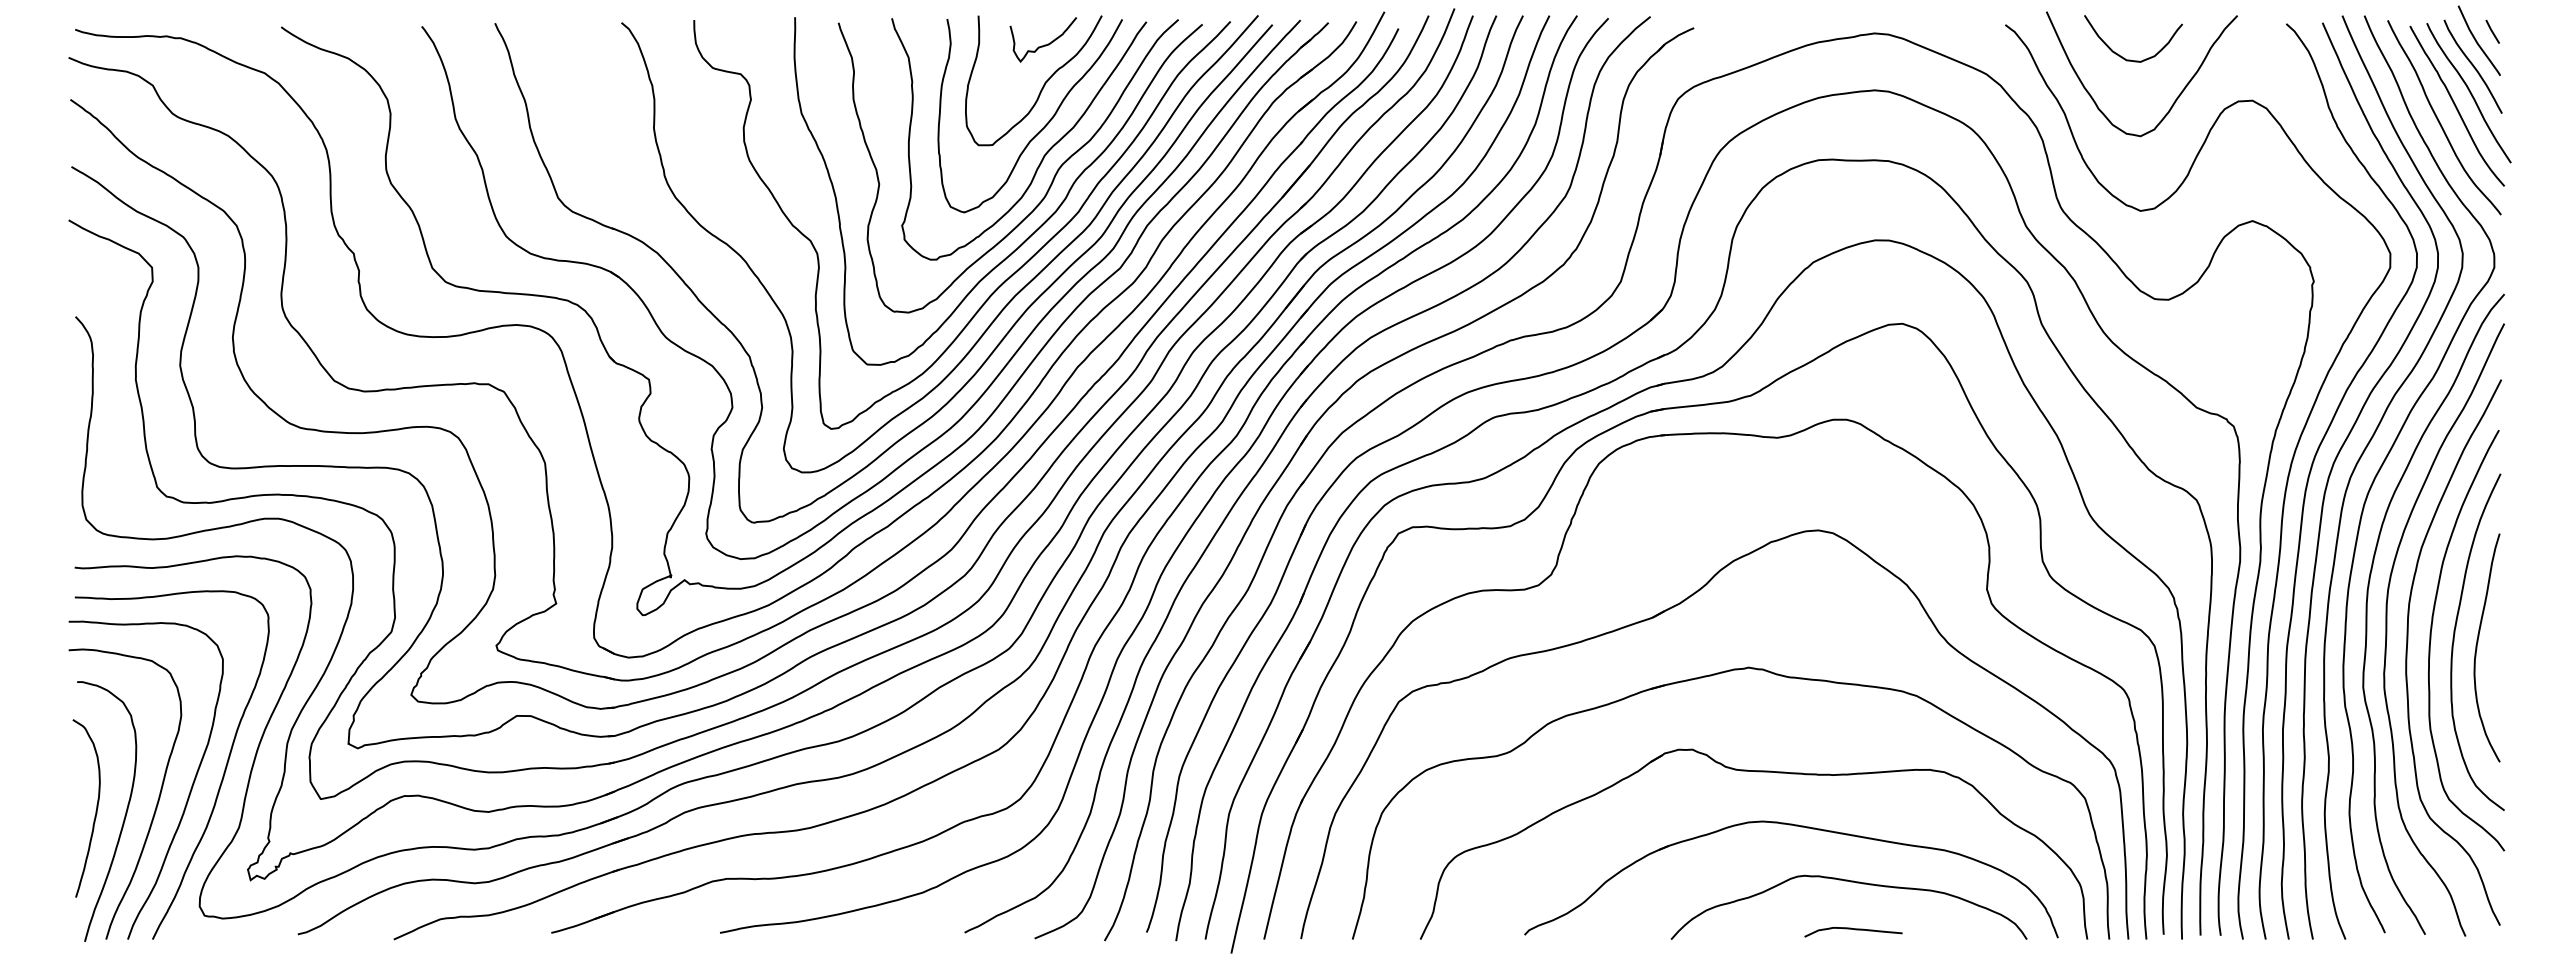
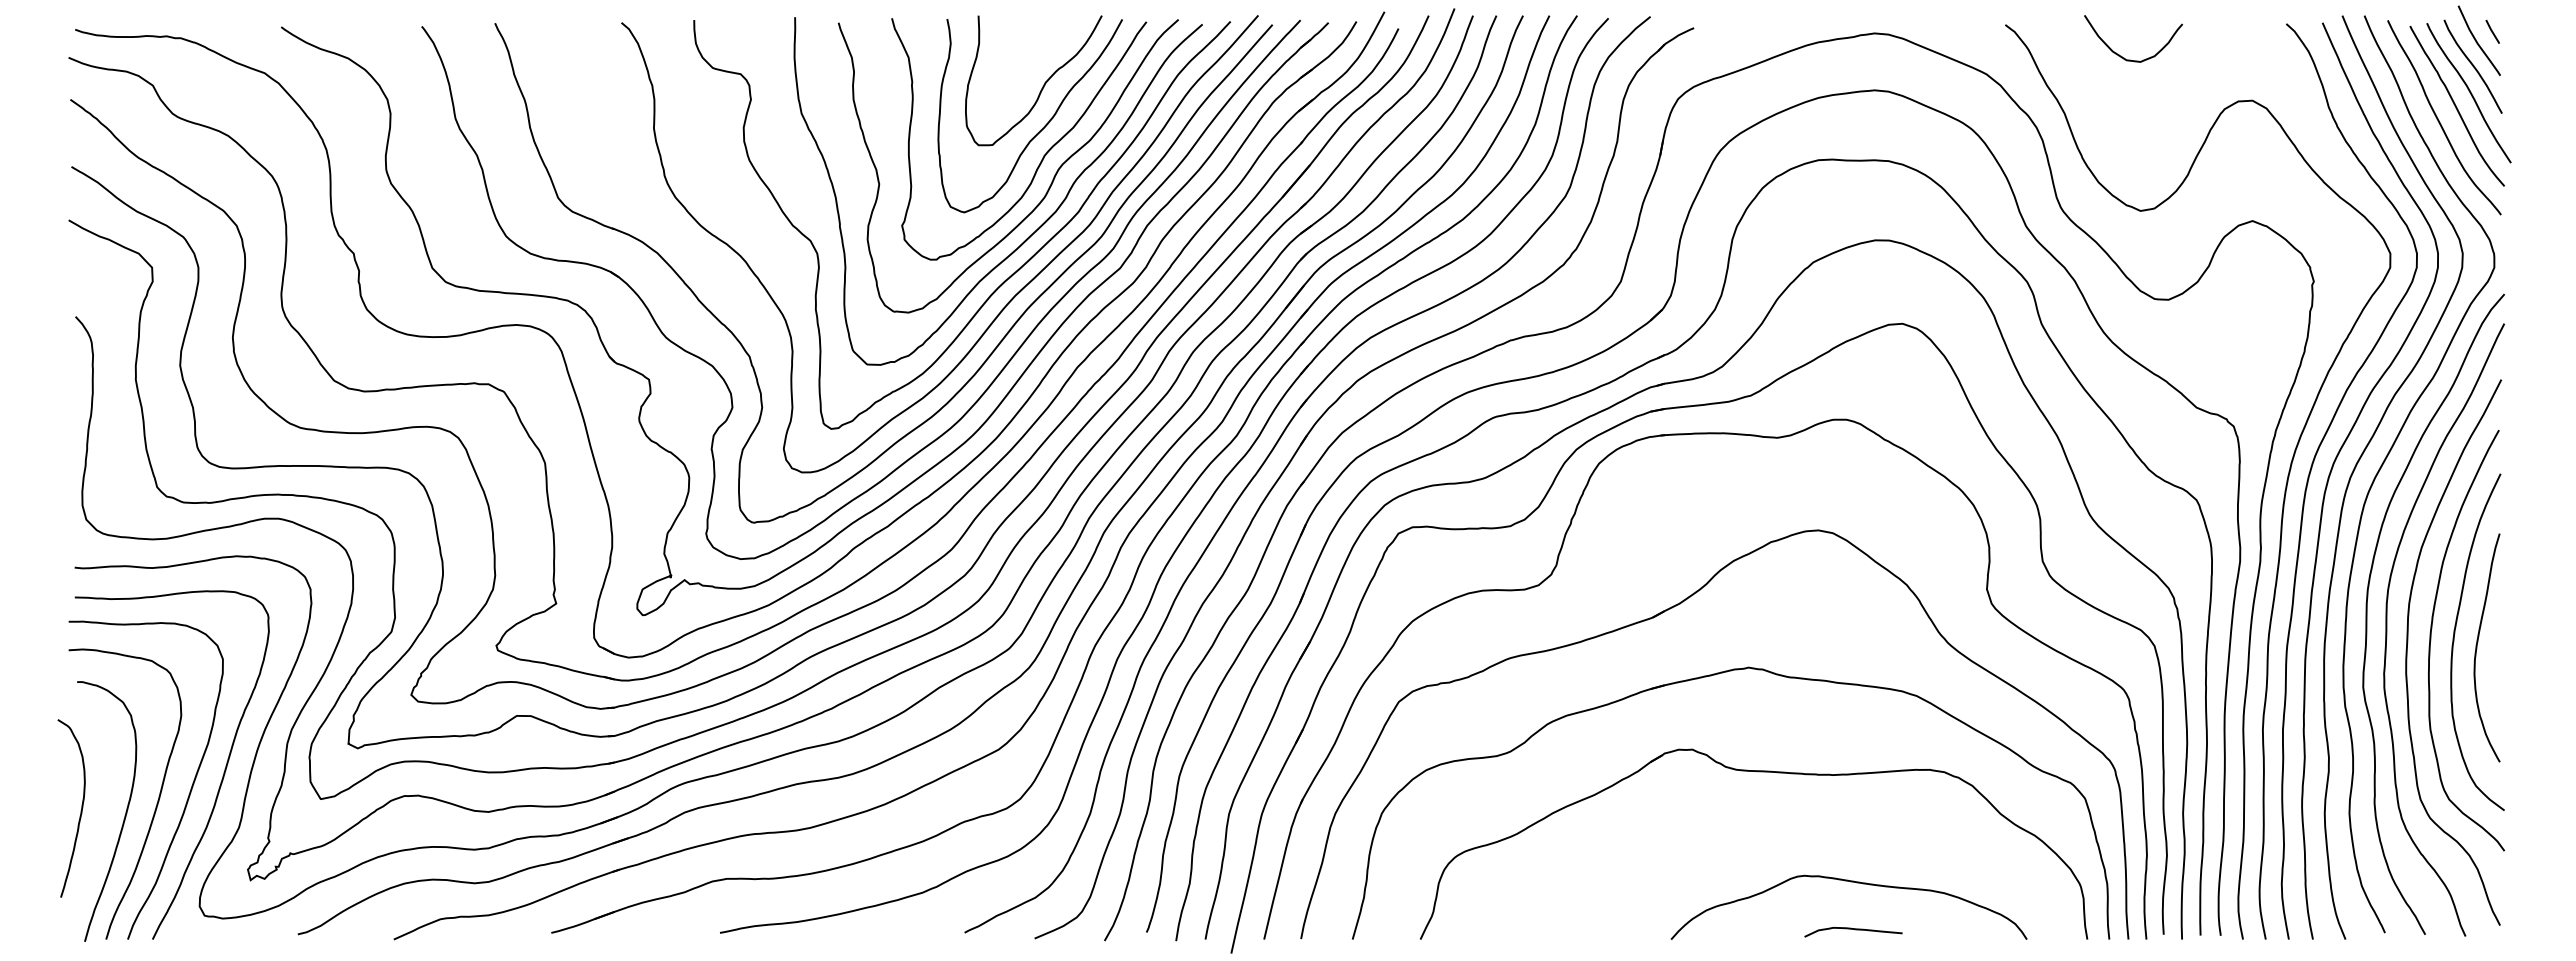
curve: present -> none (1044, 44)
curve: present -> none (2174, 100)
curve position: (95, 810) -> (80, 810) (80, 810)
part: present -> none (1800, 827)
